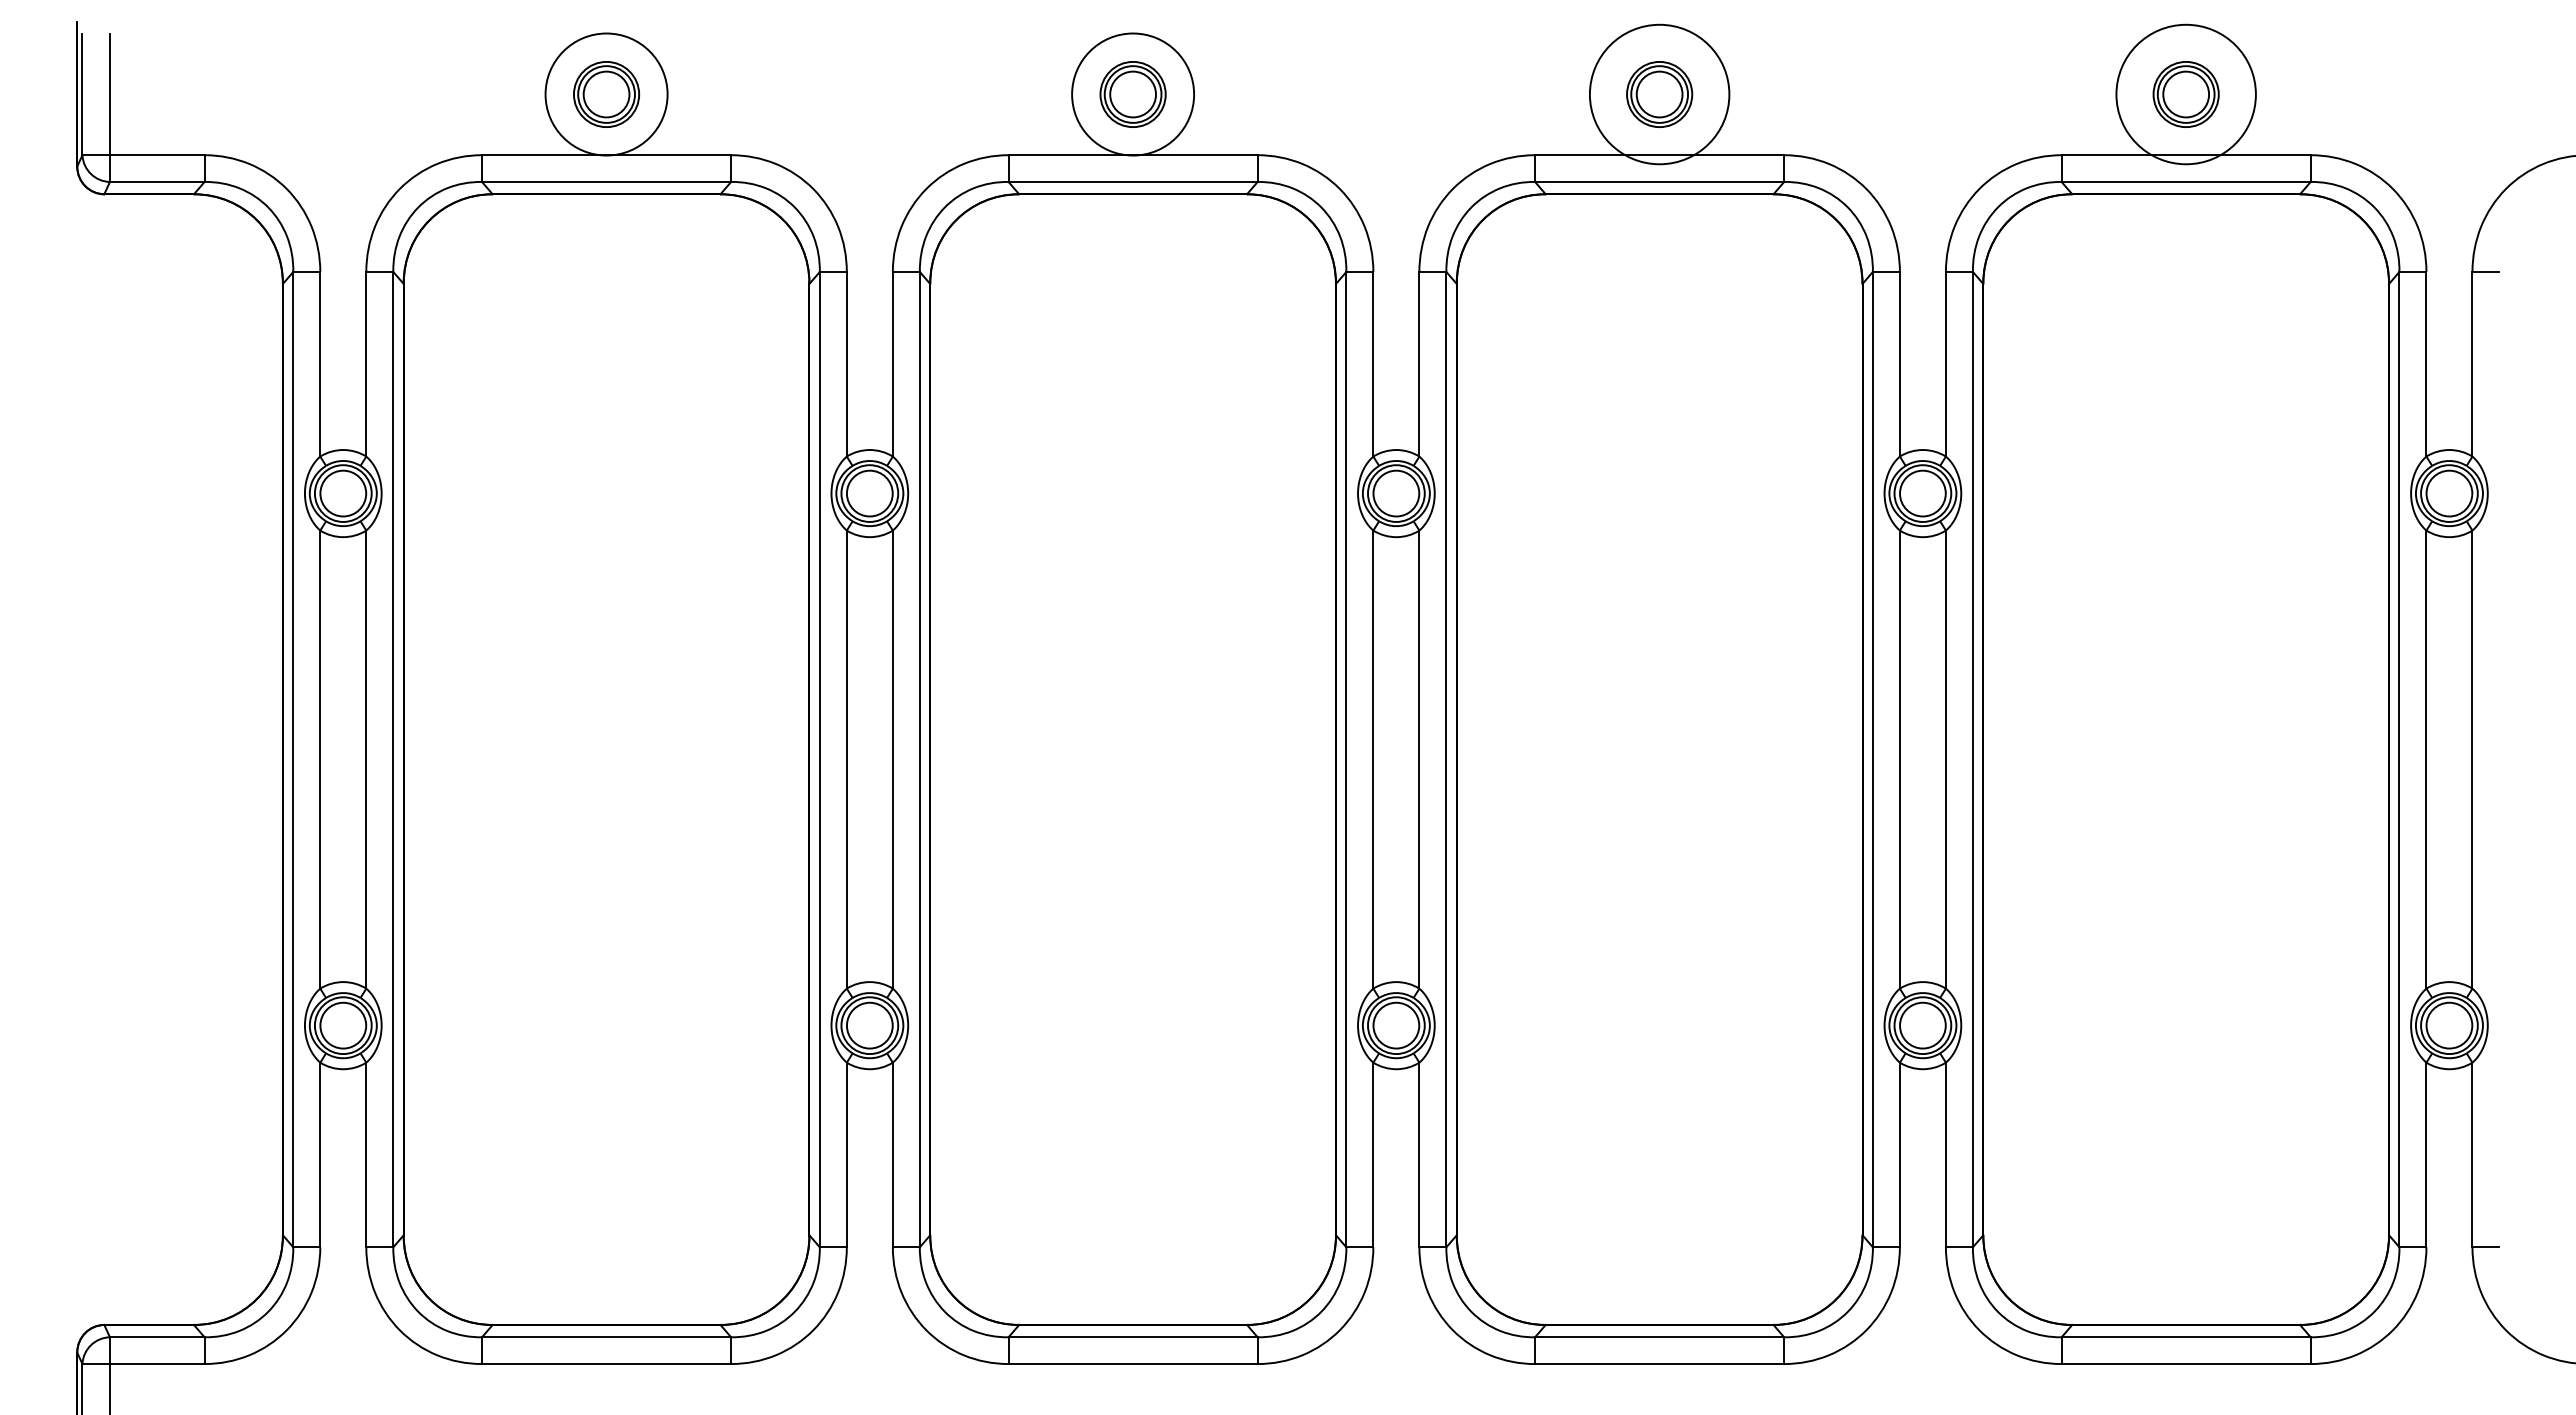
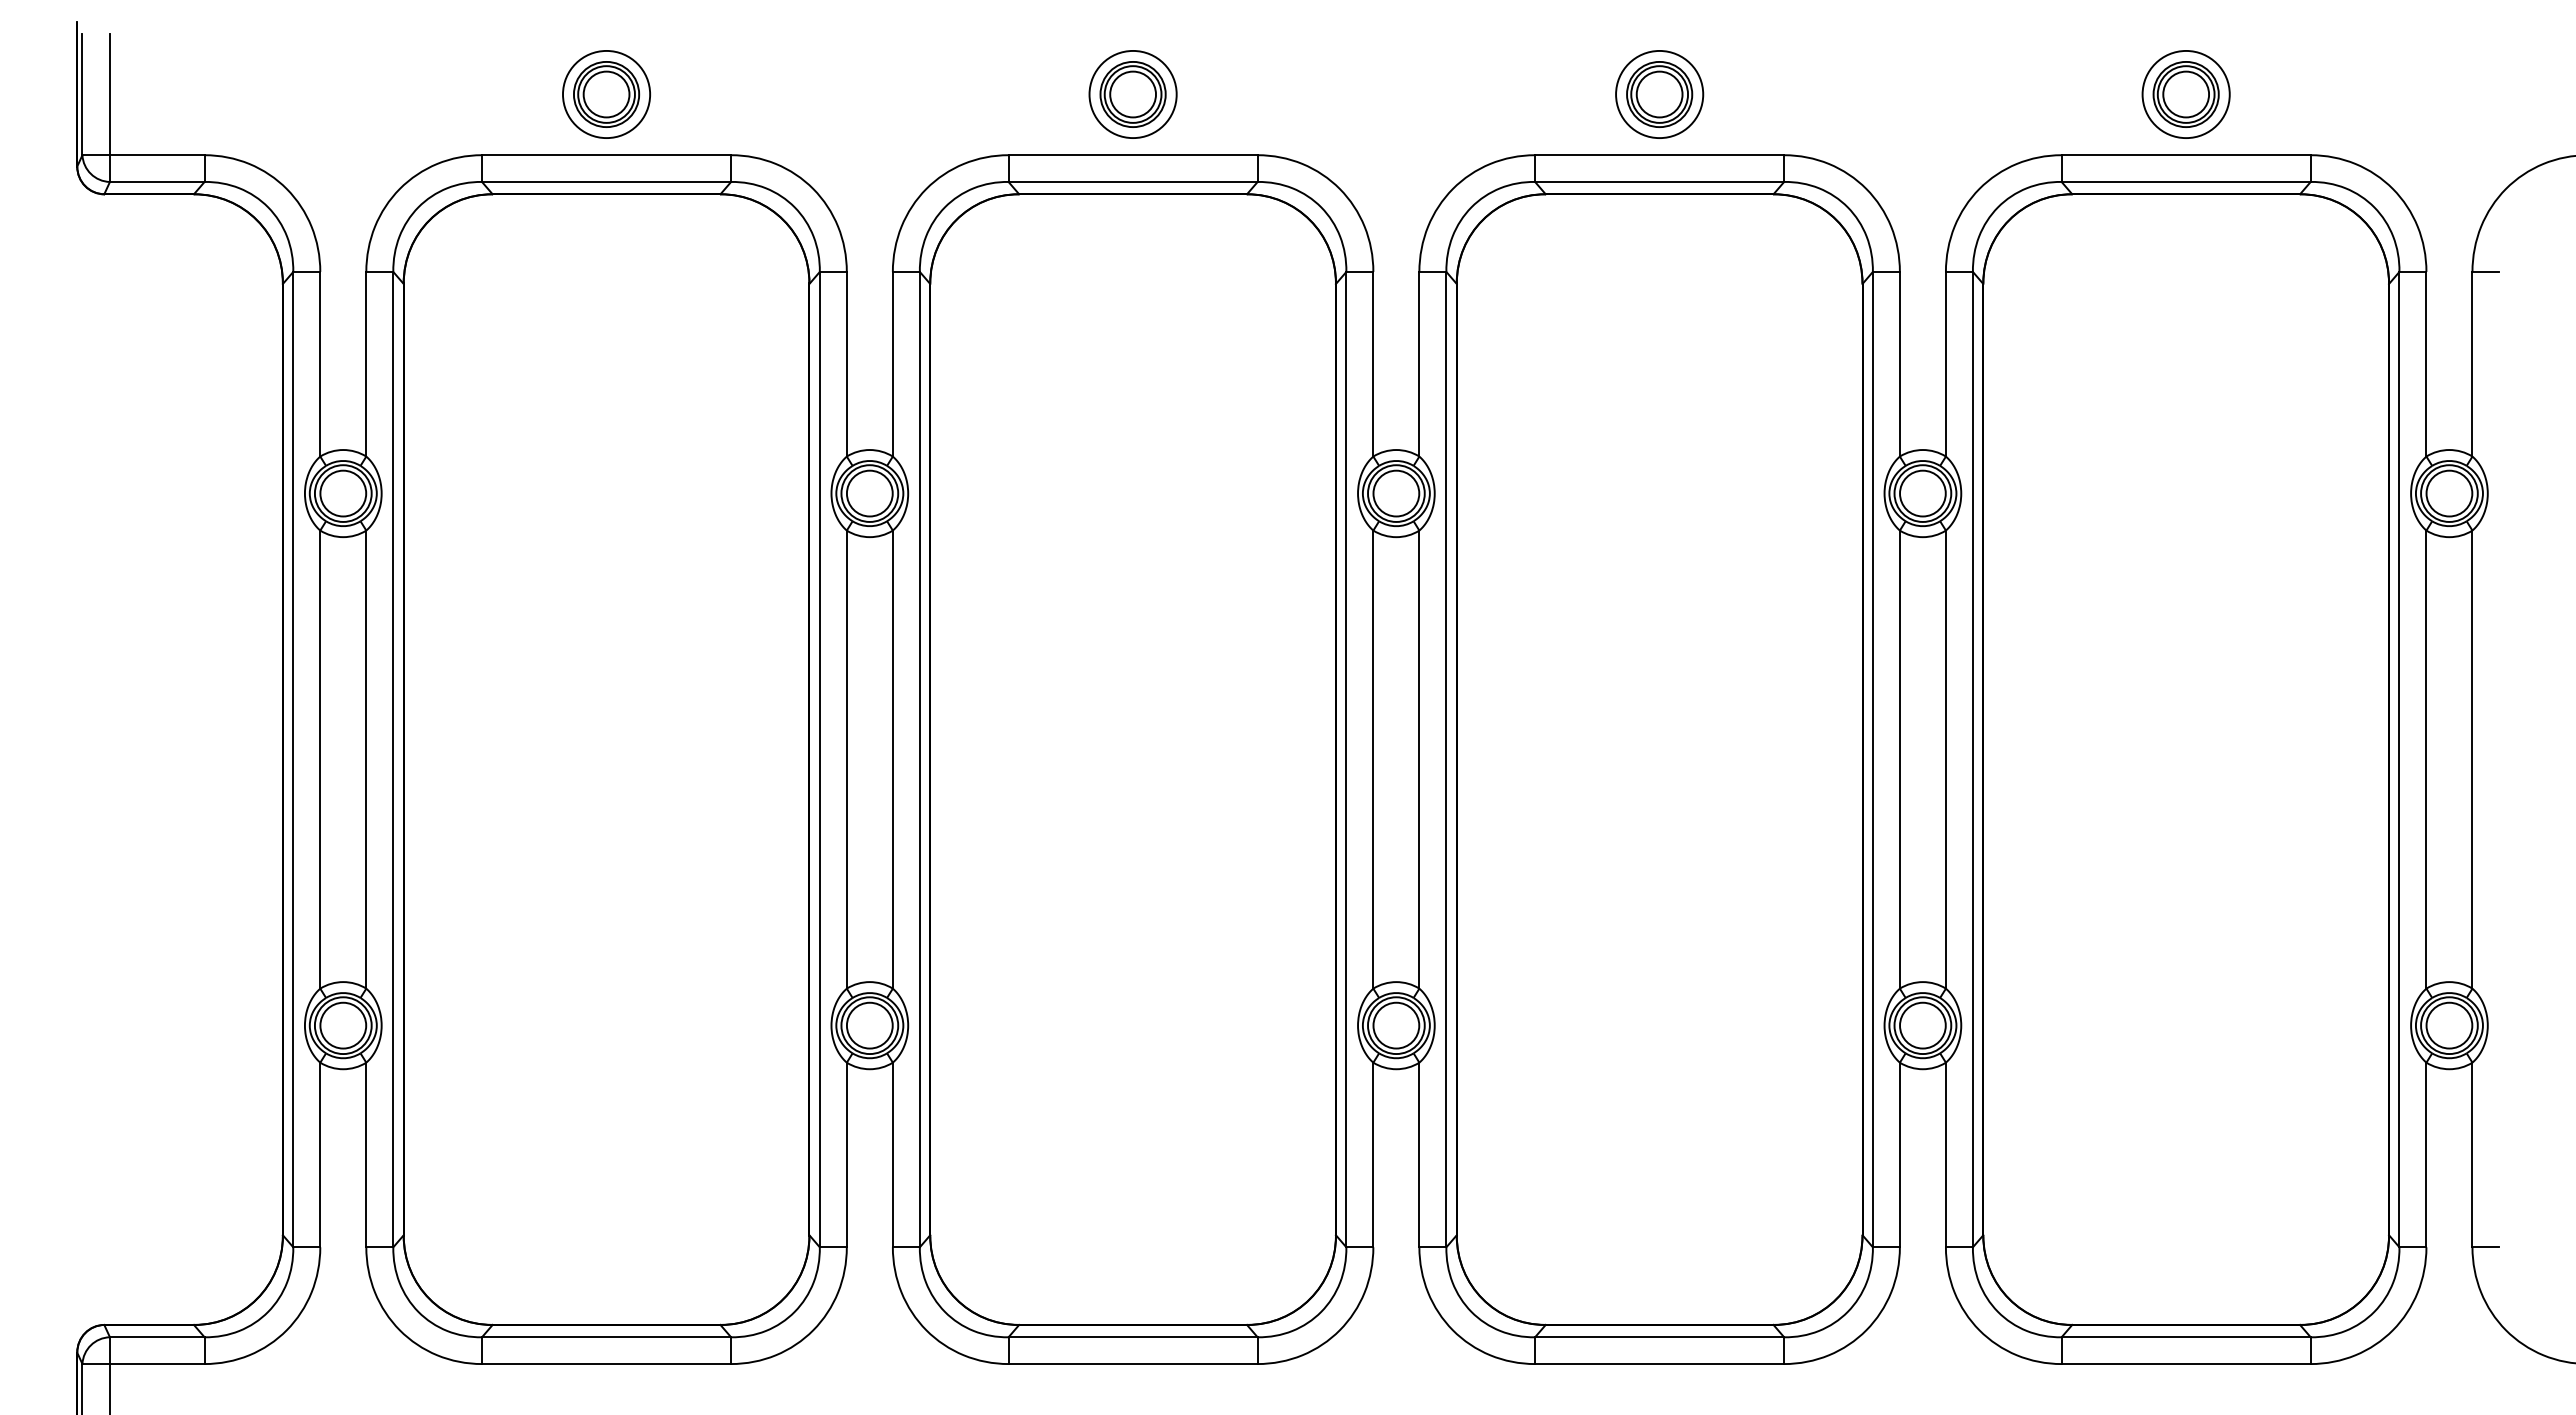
circle diameter: 122 px -> 87 px (606, 94)
circle diameter: 122 px -> 87 px (1132, 94)
circle diameter: 139 px -> 87 px (1659, 94)
circle diameter: 139 px -> 87 px (2185, 94)
